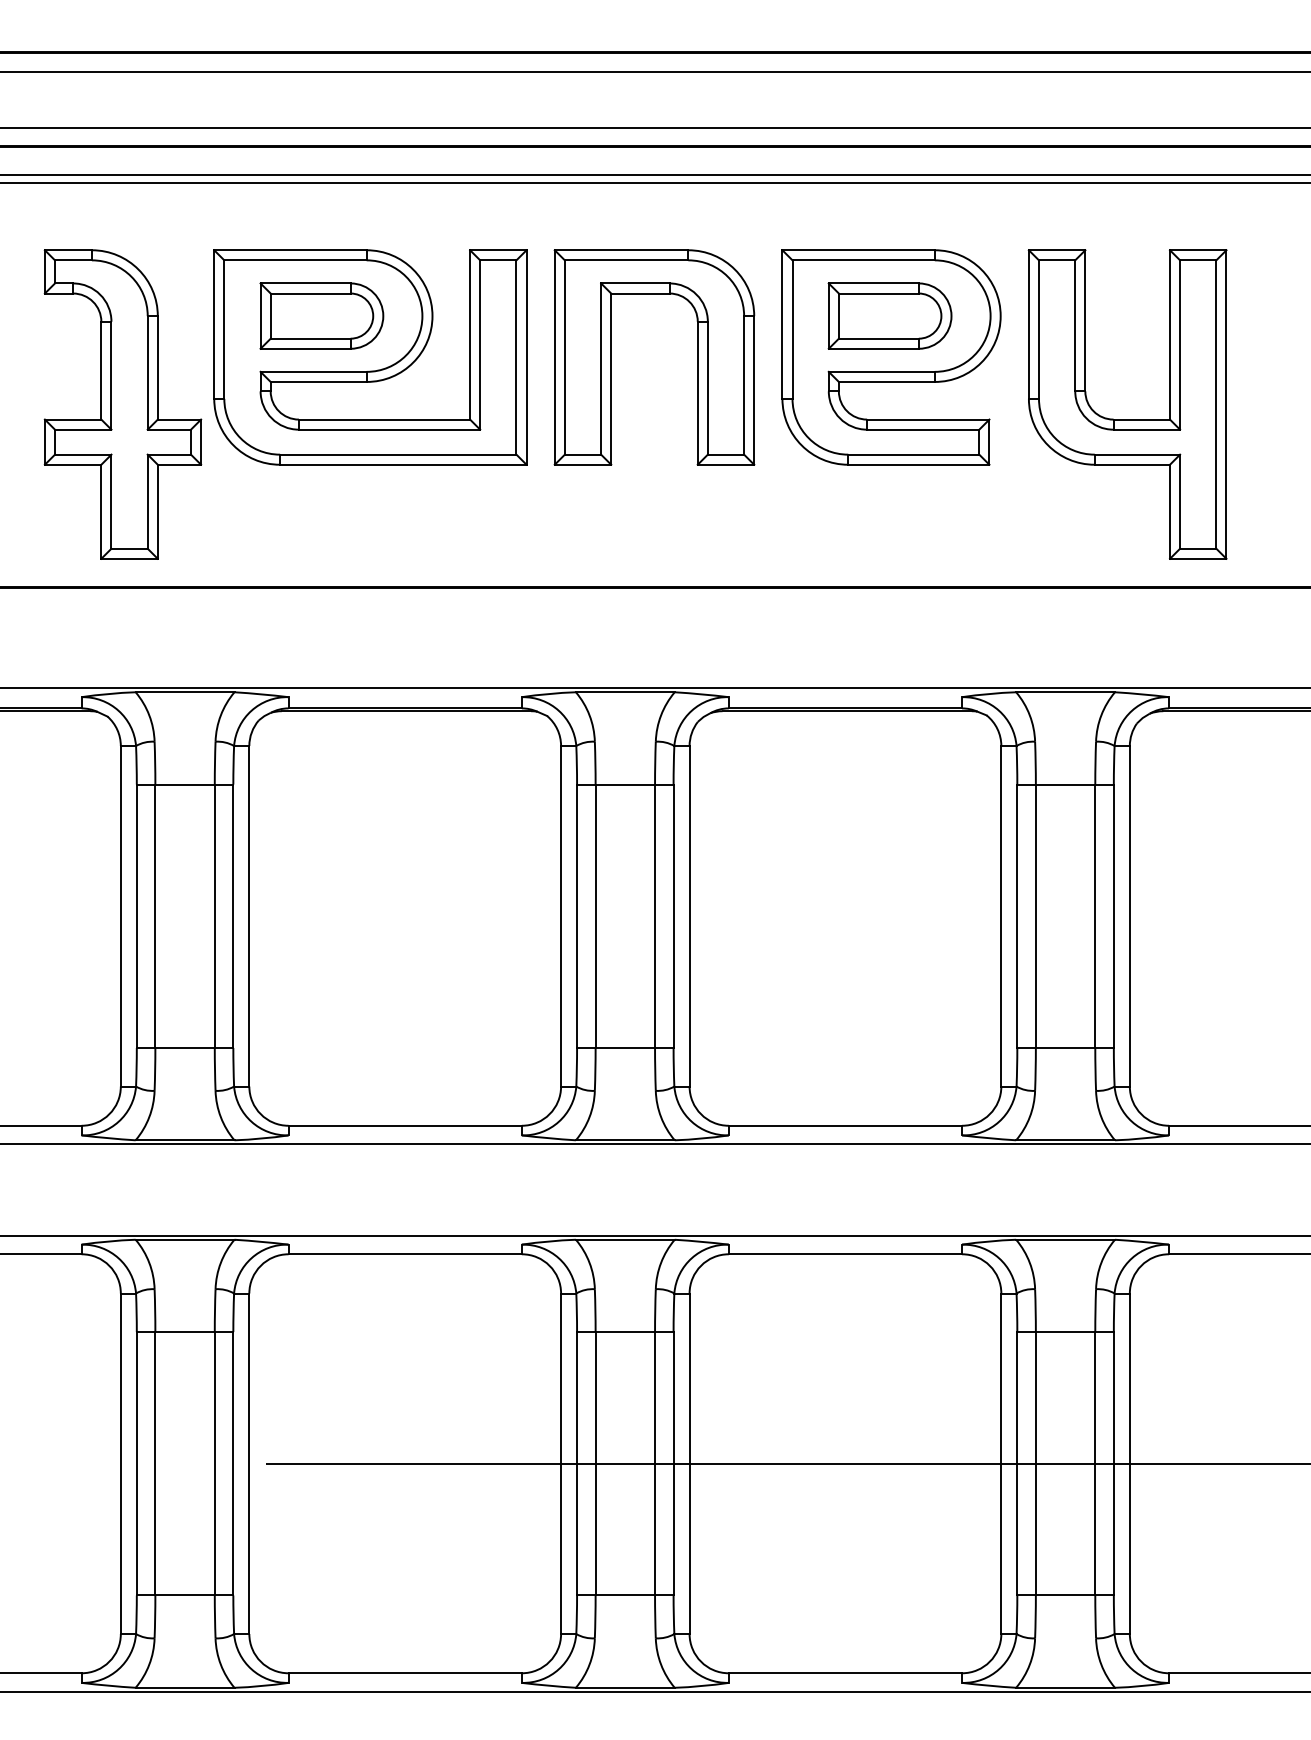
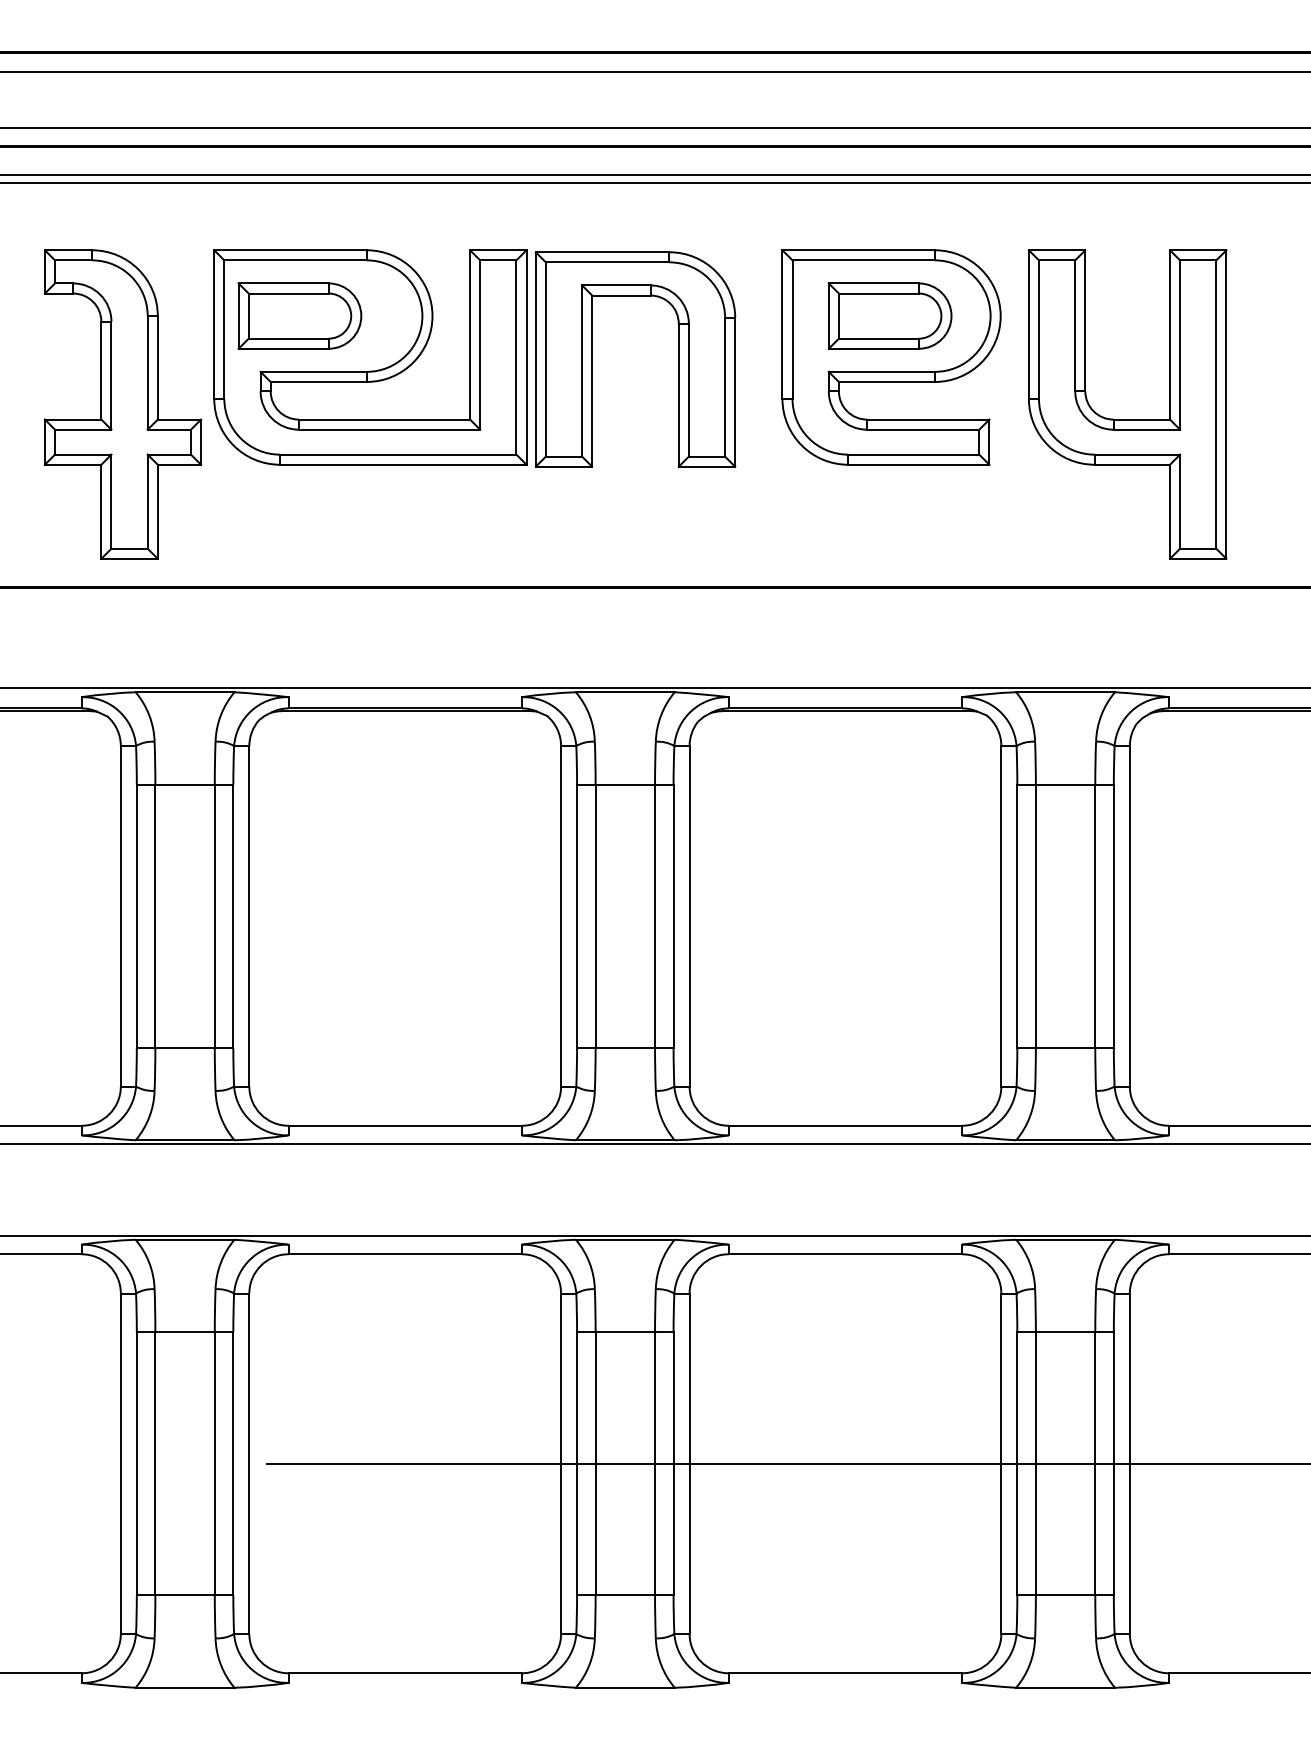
part position: (321, 315) -> (299, 315) (299, 315)
part position: (611, 357) -> (592, 359) (592, 359)
line: present -> none (654, 1691)
